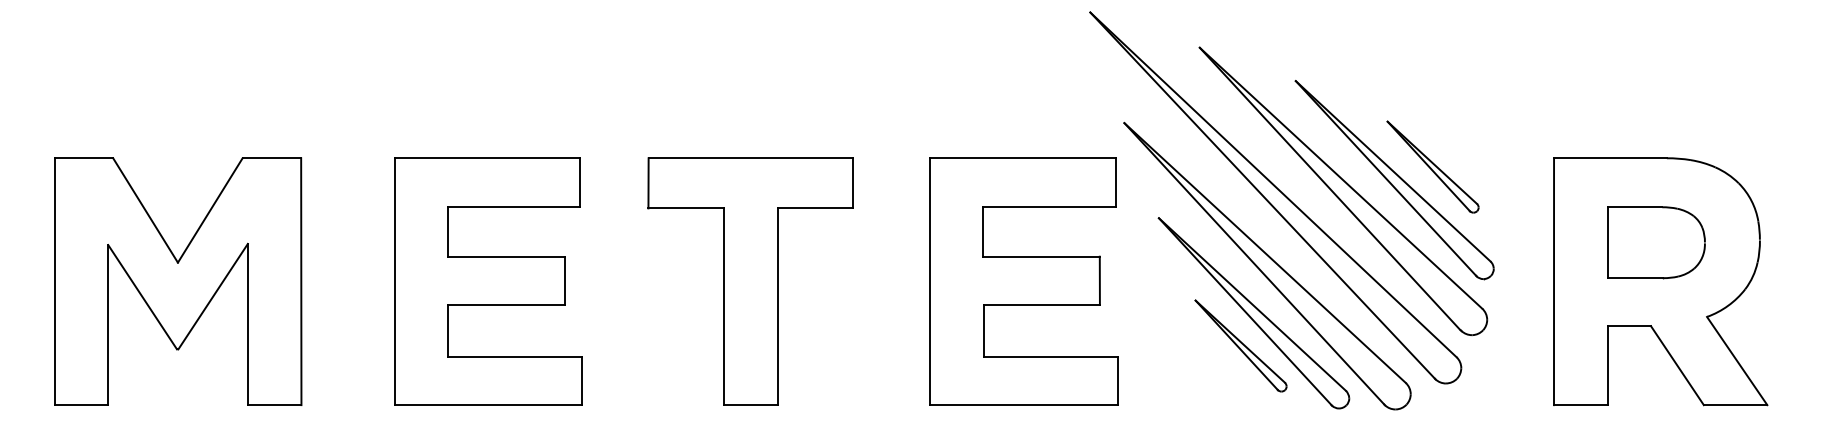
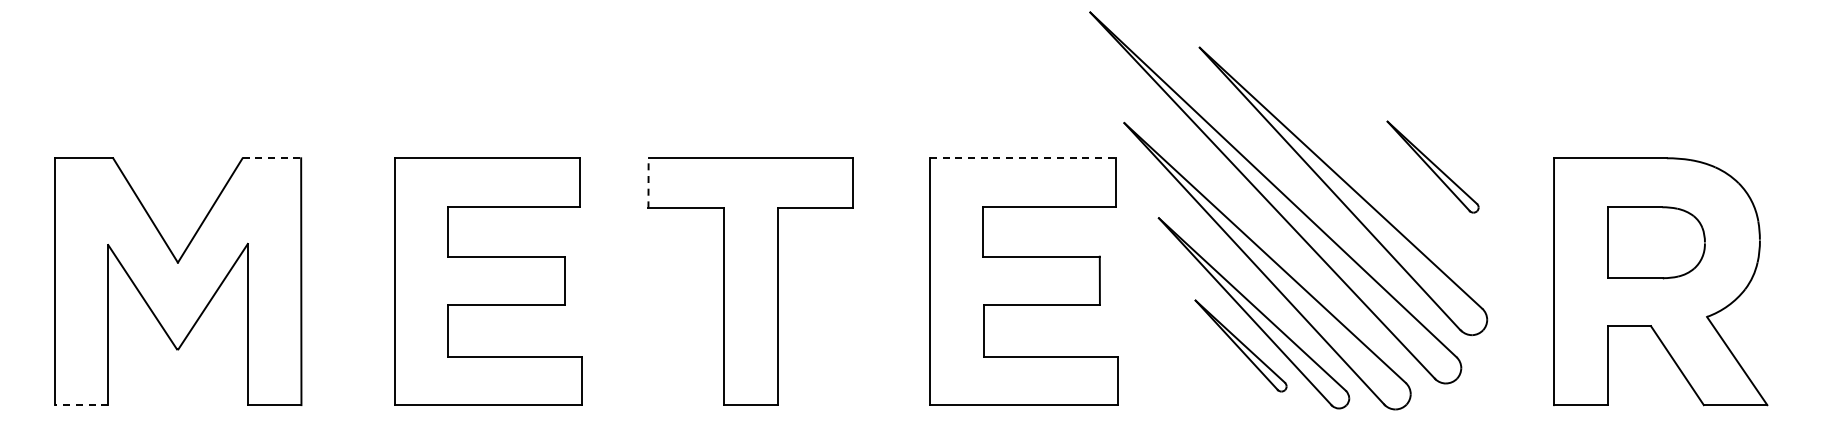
line: solid -> dashed (272, 158)
line: solid -> dashed (1022, 158)
part: present -> none (1394, 180)
line: solid -> dashed (648, 182)
line: solid -> dashed (81, 405)
